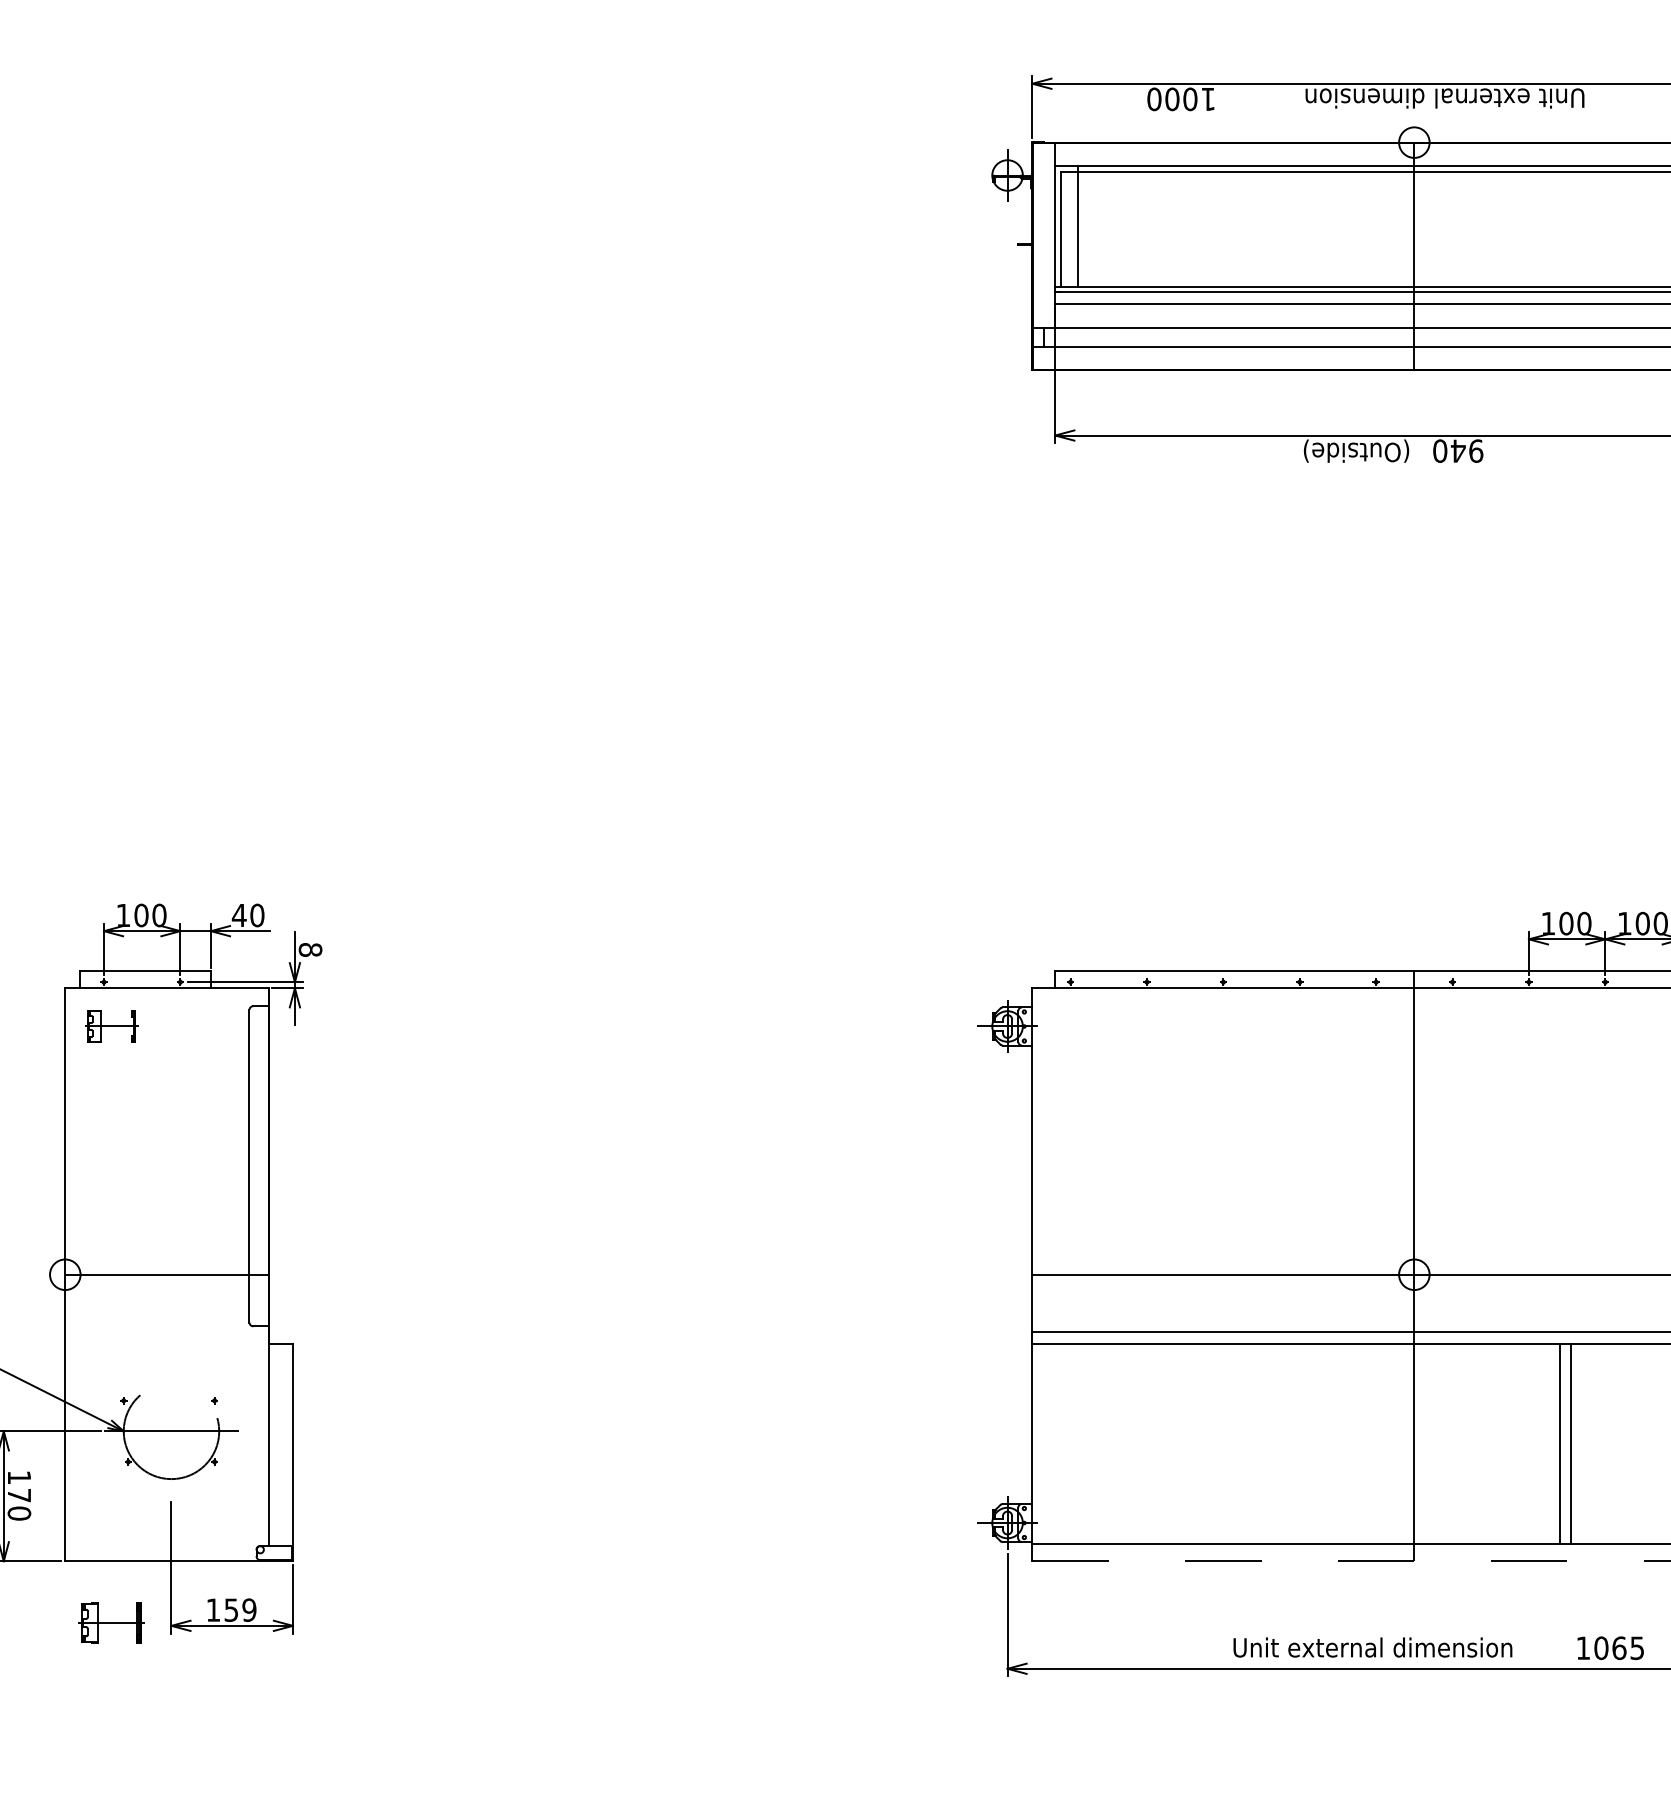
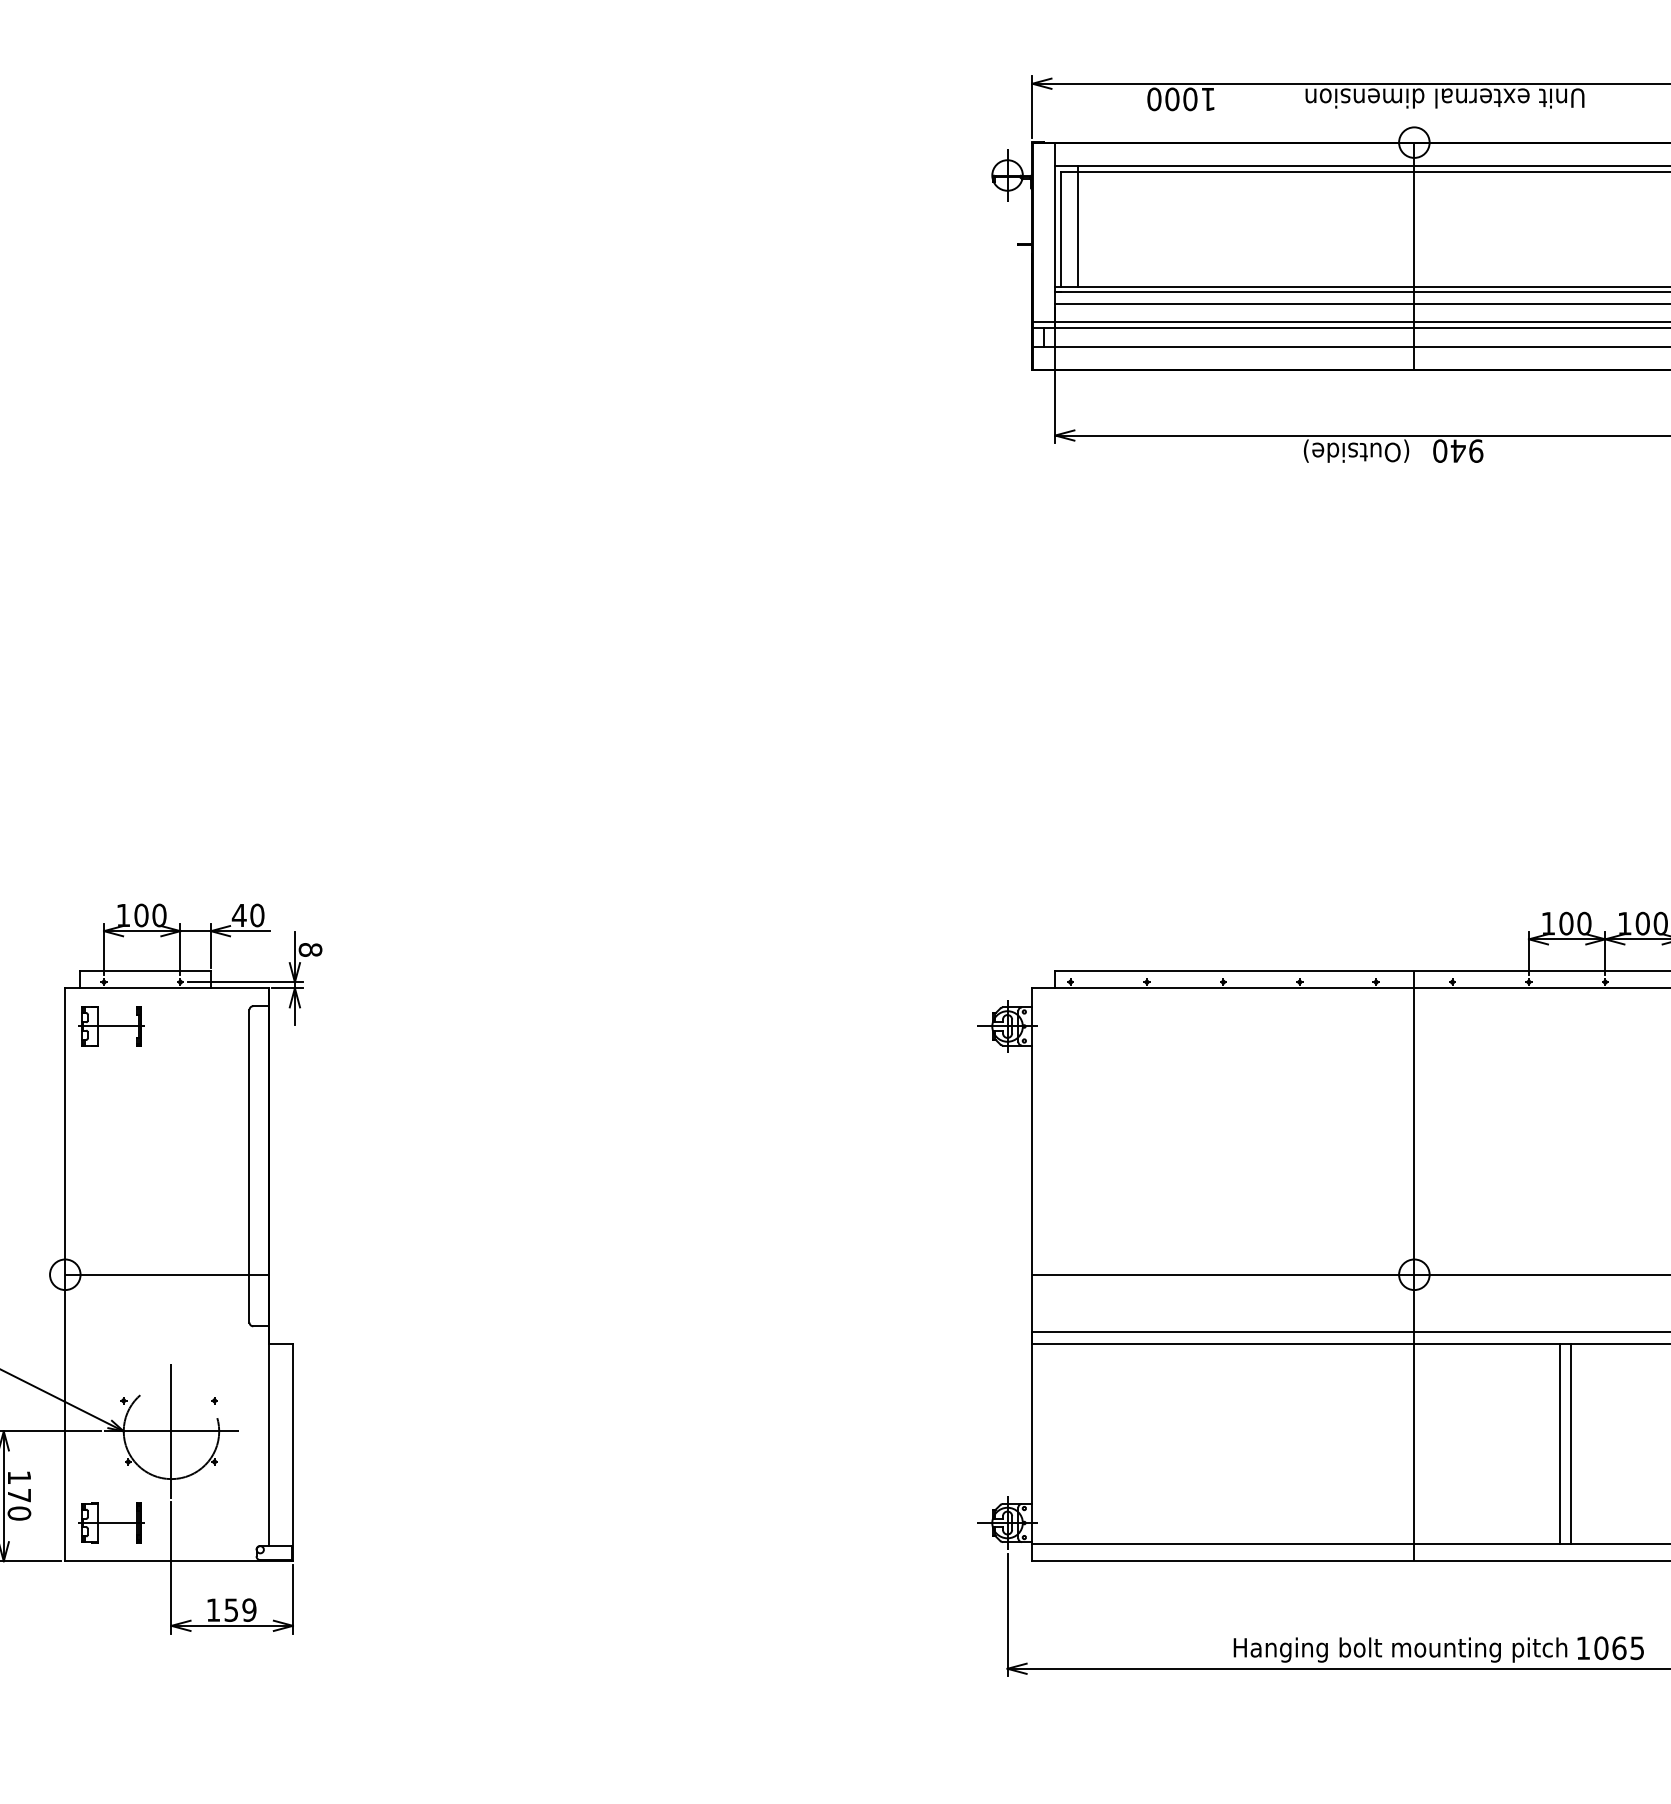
line: none -> present (1349, 321)
part size: 54x33 px -> 67x41 px (111, 1026)
line: none -> present (171, 1431)
line: dashed -> solid (1351, 1561)
part position: (111, 1622) -> (111, 1522) (111, 1522)
text: Unit external dimension -> Hanging bolt mounting pitch (1400, 1649)
